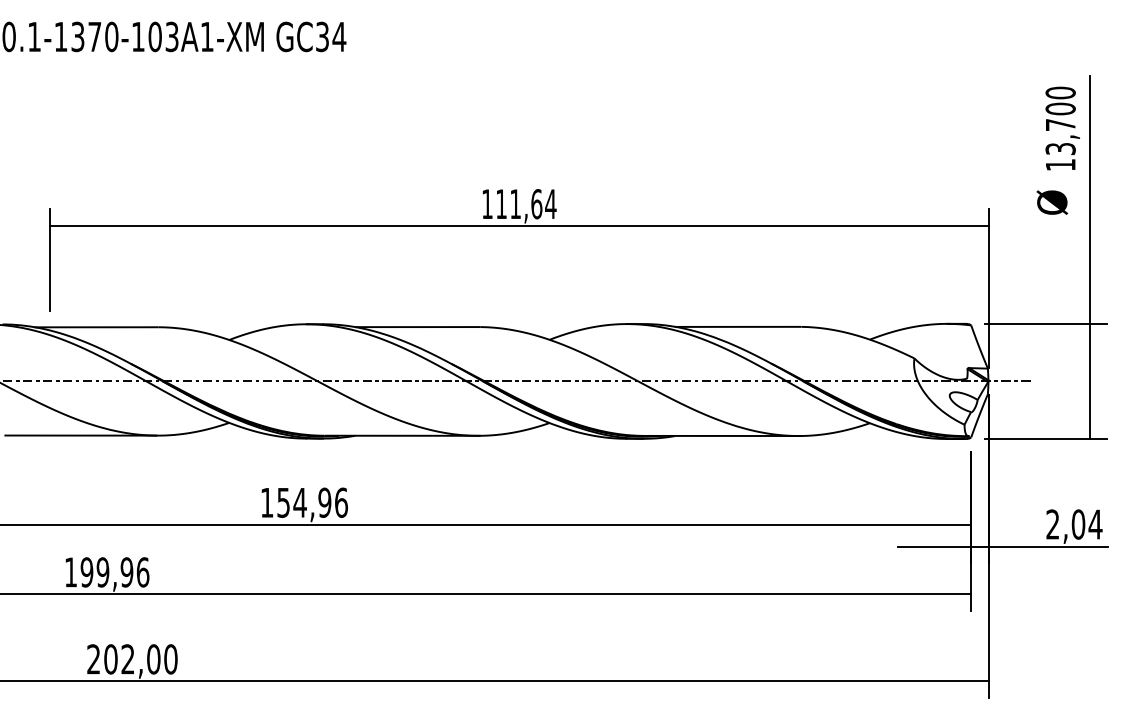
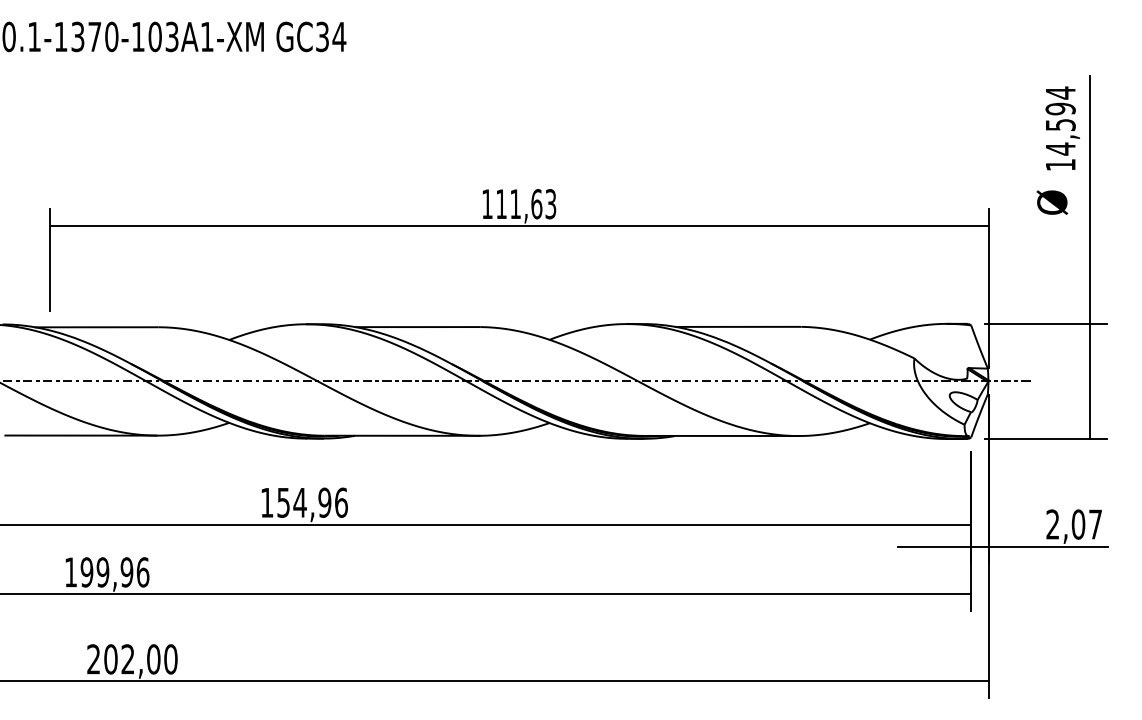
text: 13,700 -> 14,594 (1060, 120)
text: 111,64 -> 111,63 (550, 204)
text: 2,04 -> 2,07 (1095, 524)
